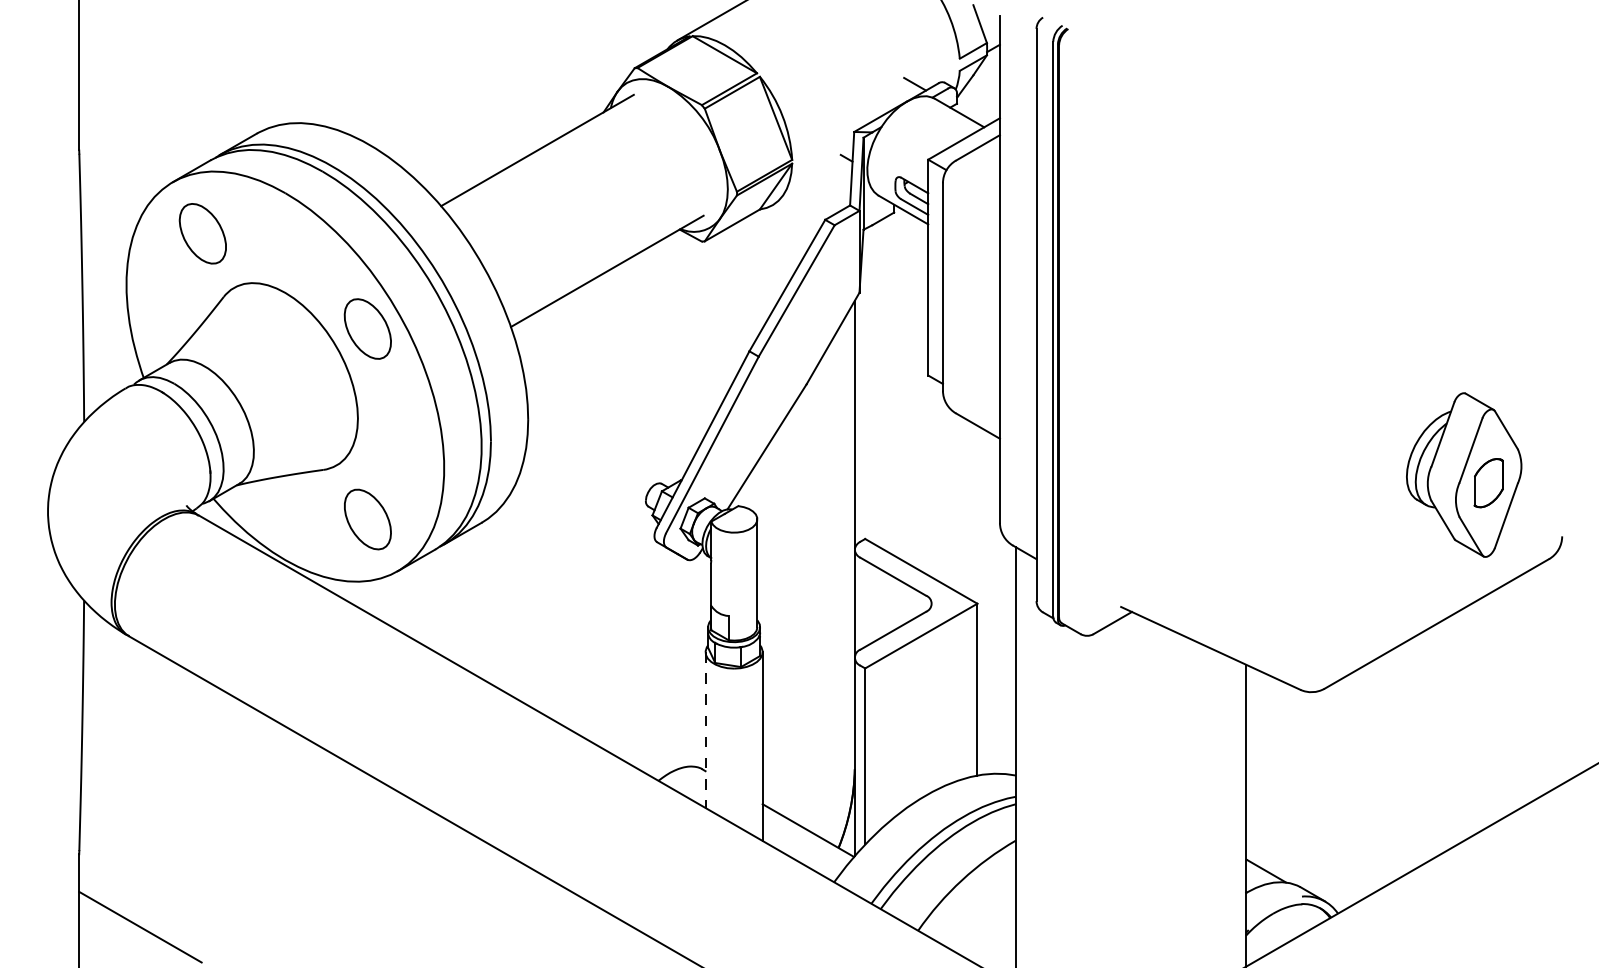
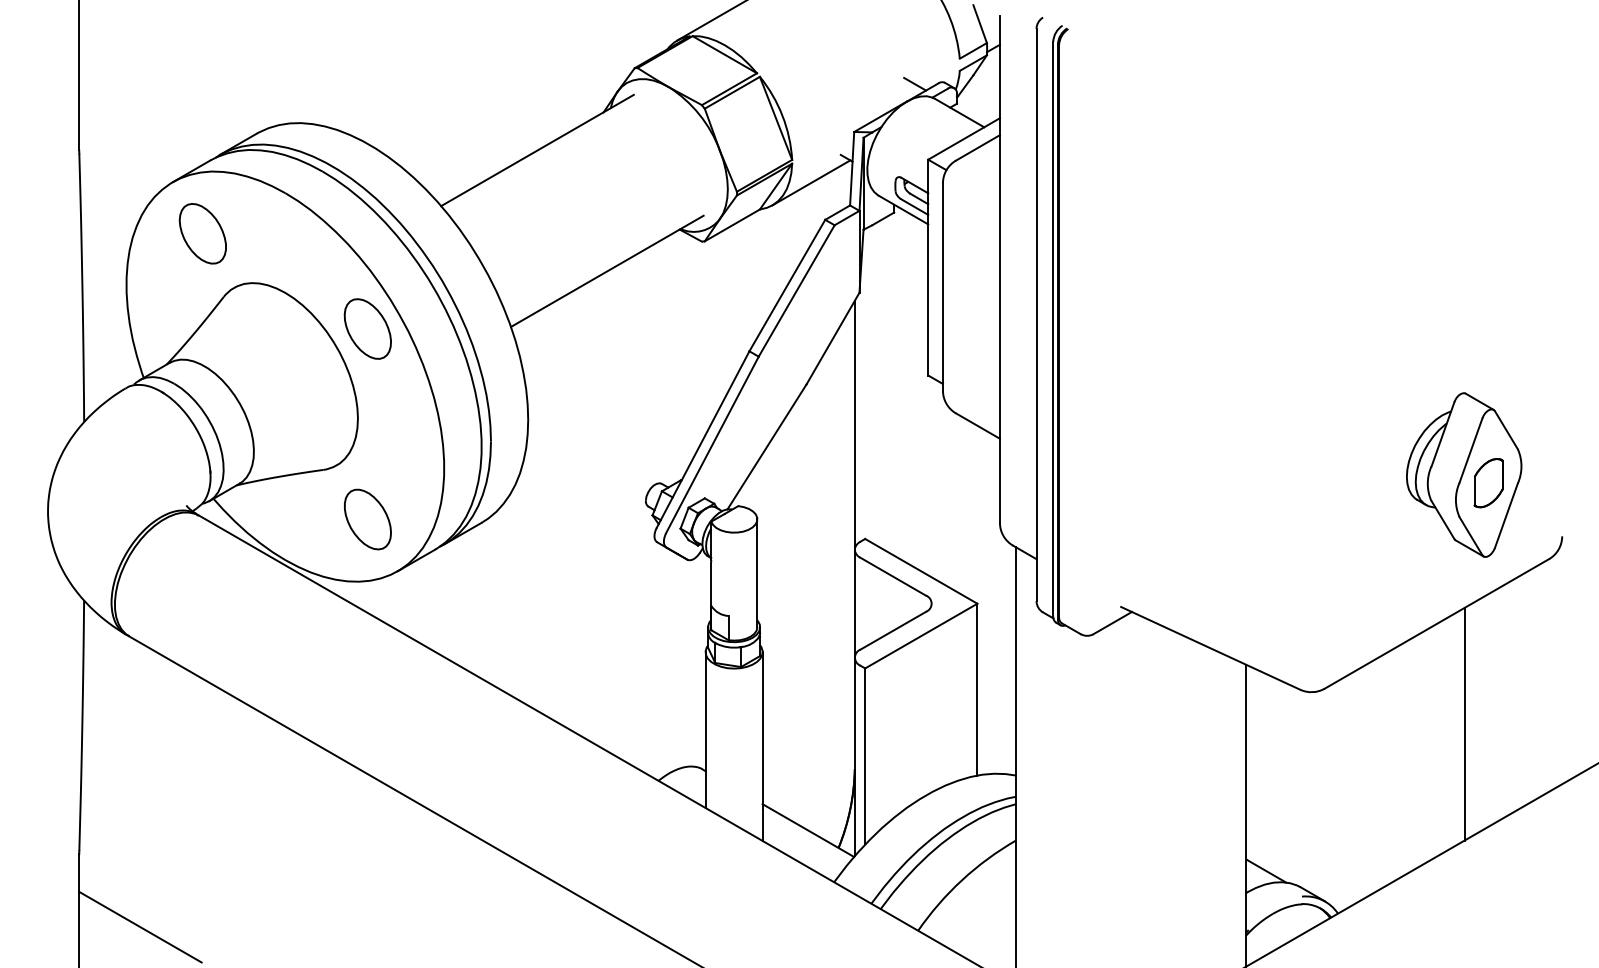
line: none -> present (811, 182)
line: none -> present (1464, 723)
line: dashed -> solid (705, 730)
